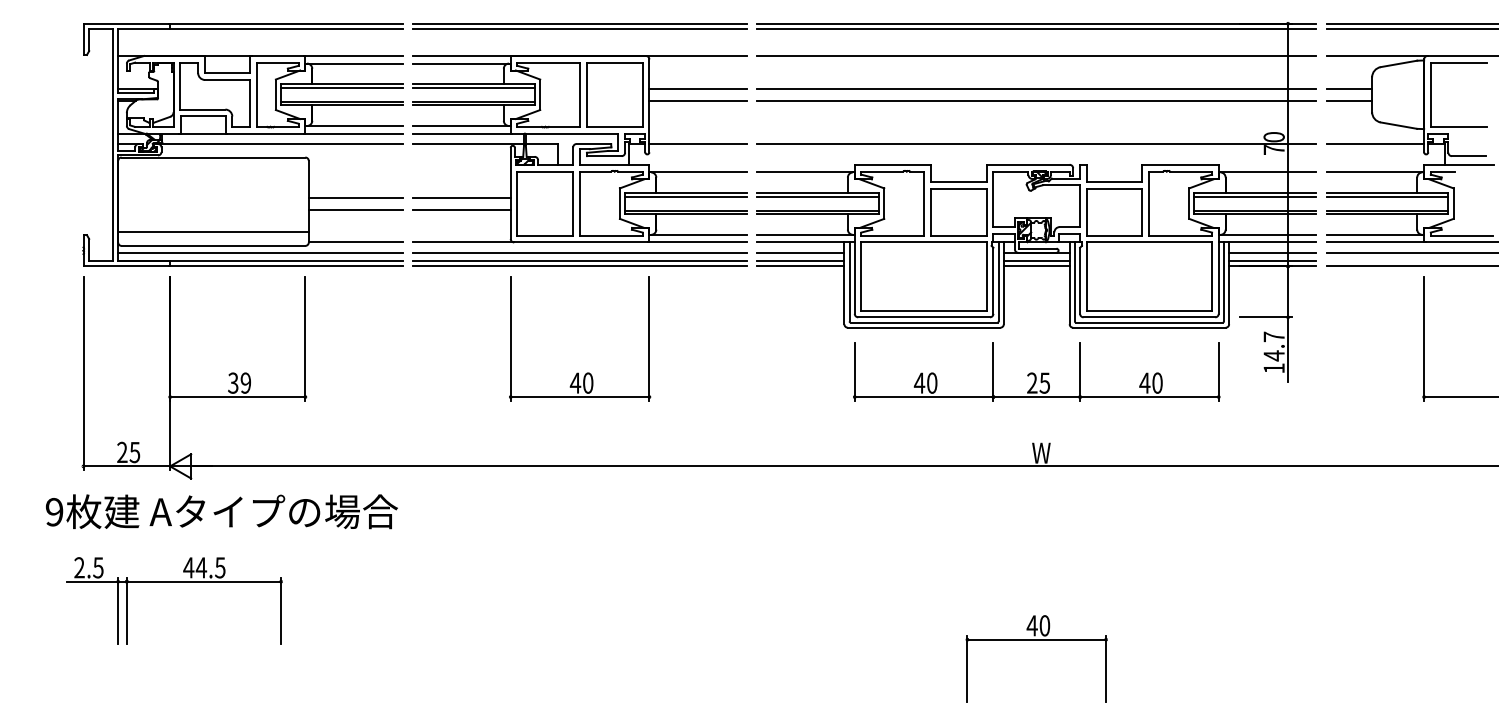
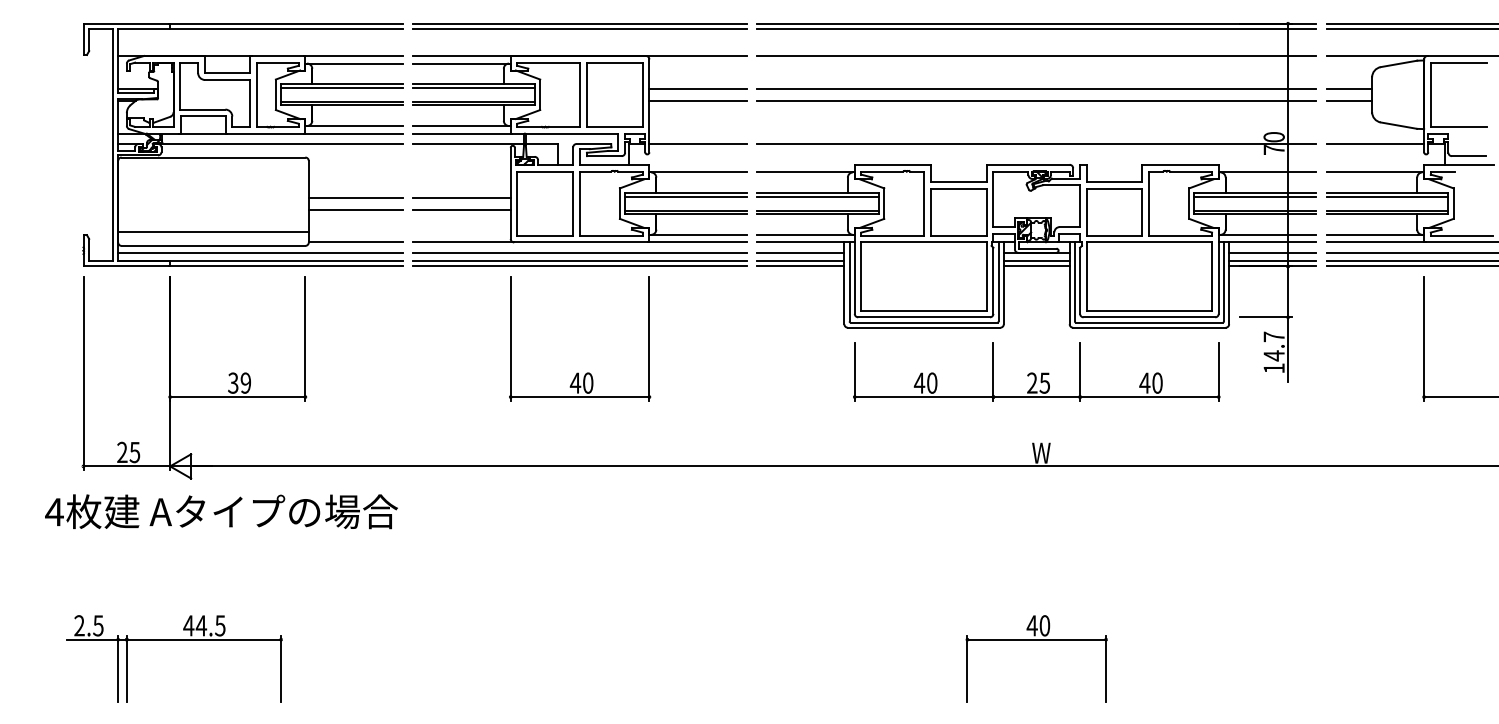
line: none -> present (1410, 260)
text: 9 -> 4 (54, 512)
part position: (174, 582) -> (174, 640) (174, 640)
